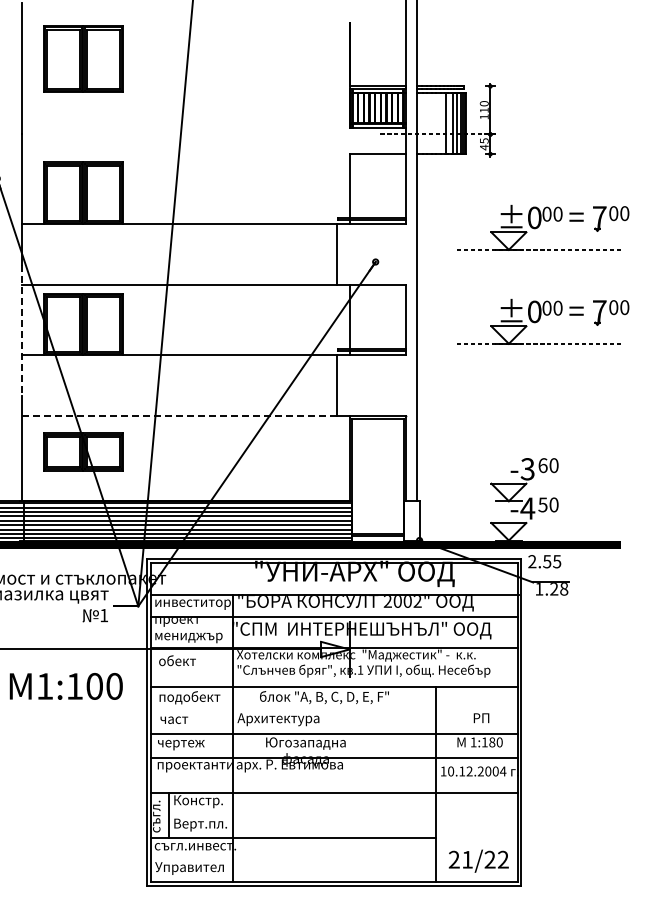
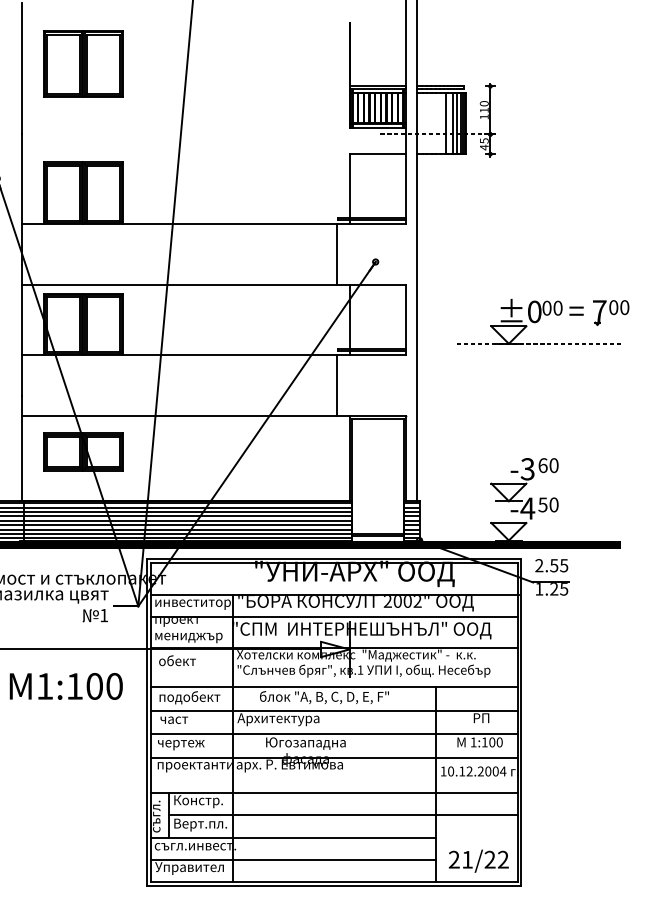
part position: (83, 58) -> (83, 63) (83, 63)
part: present -> none (543, 227)
line: dashed -> solid (21, 330)
line: dashed -> solid (179, 416)
hatch: none -> present (411, 520)
text position: (544, 561) -> (551, 565) (551, 565)
text: 1.28 -> 1.25 (564, 589)
line: none -> present (333, 711)
text: 1:180 -> 1:100 (492, 742)
line: none -> present (342, 815)
line: none -> present (292, 859)
